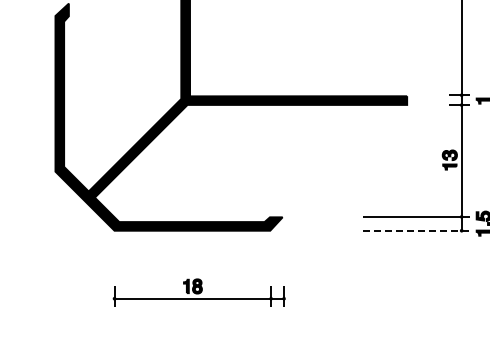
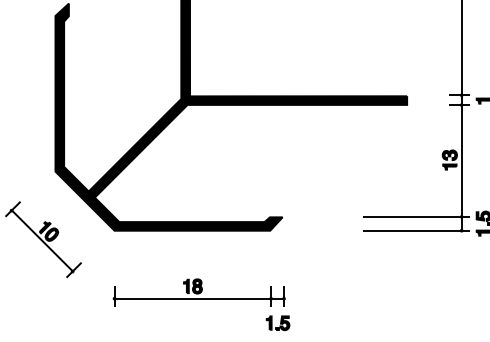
line: dashed -> solid (416, 230)
part: none -> present (43, 239)
part: none -> present (277, 322)
